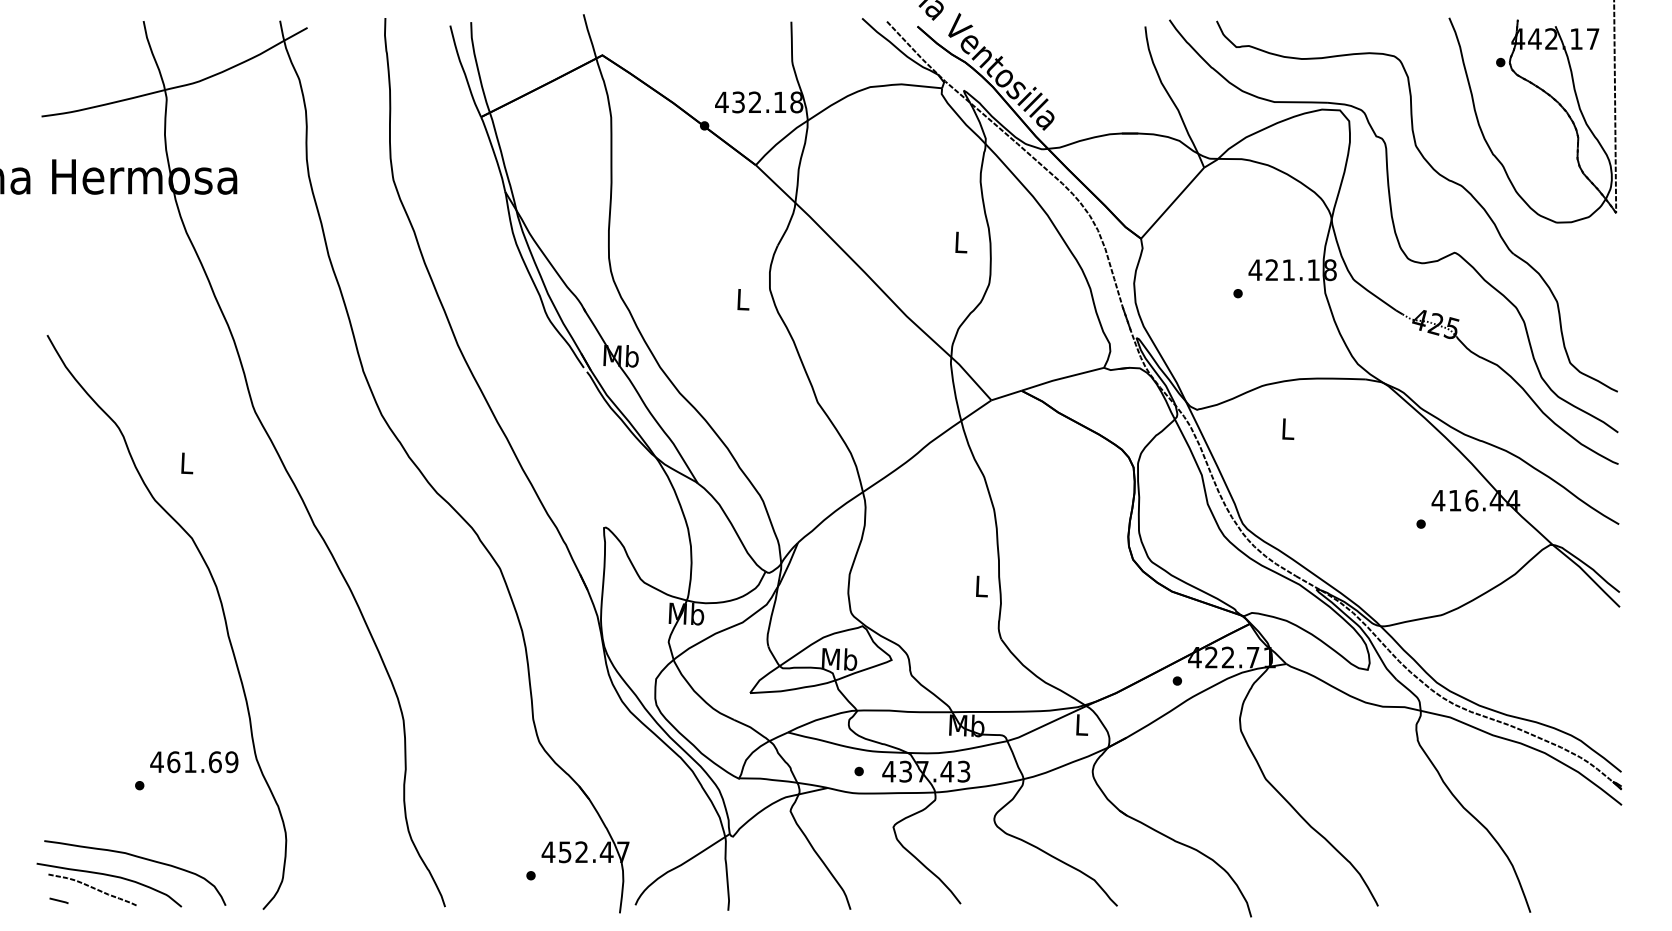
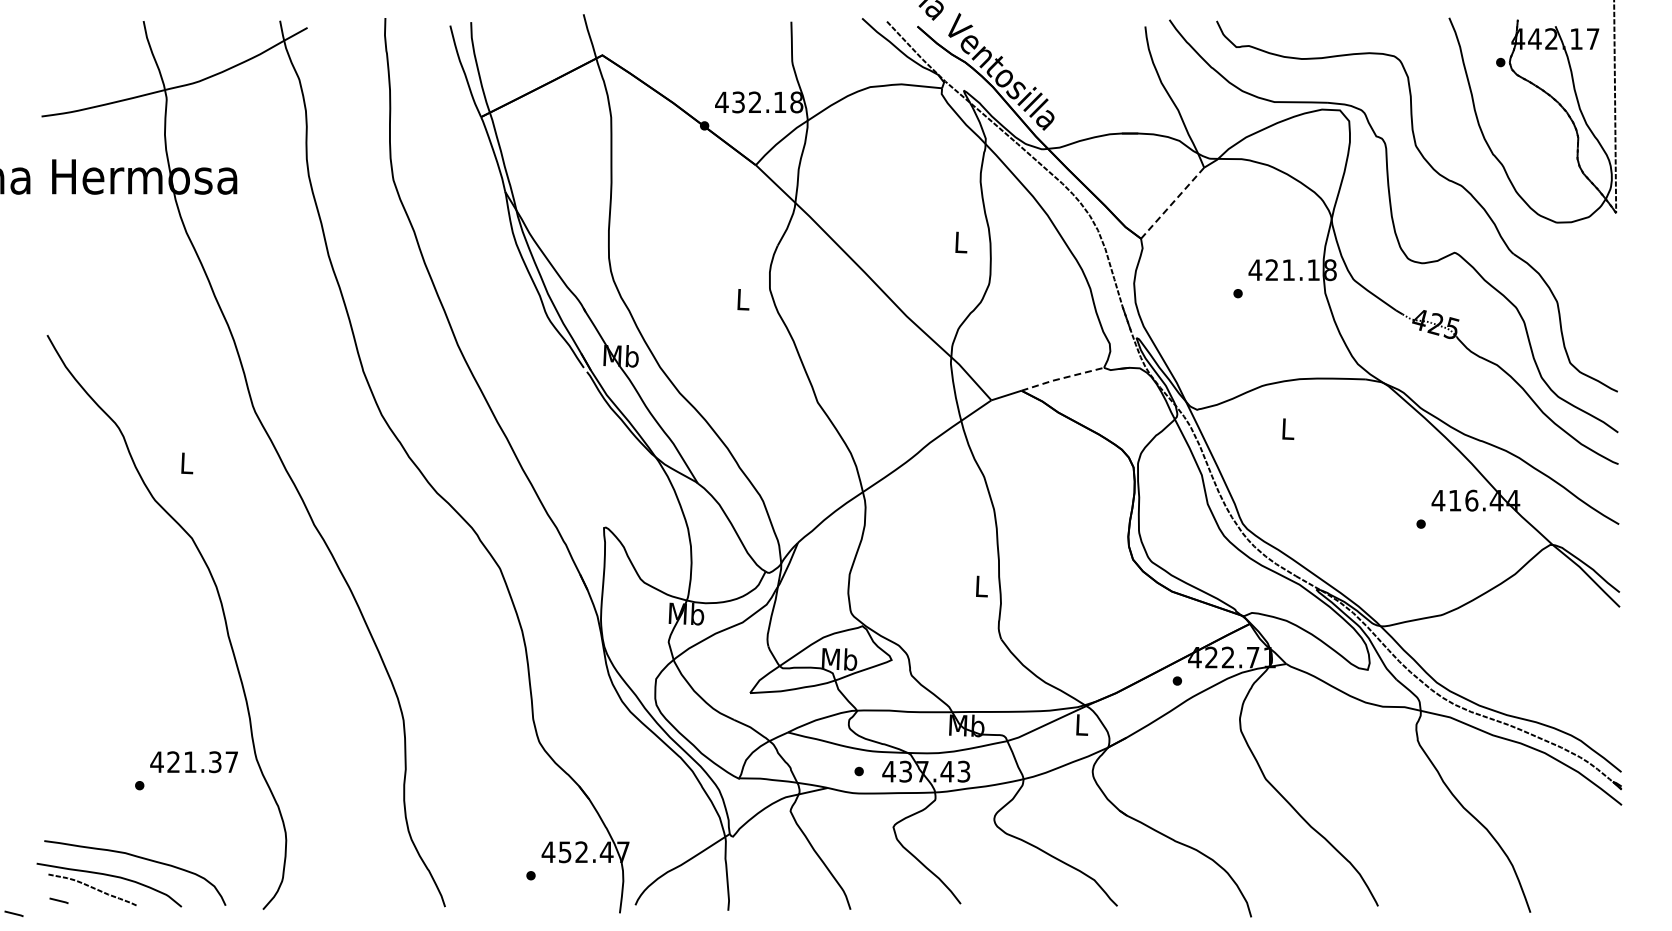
line: solid -> dashed (1172, 203)
line: solid -> dashed (1062, 378)
text: 461.69 -> 421.37 (202, 762)
line: none -> present (13, 913)
